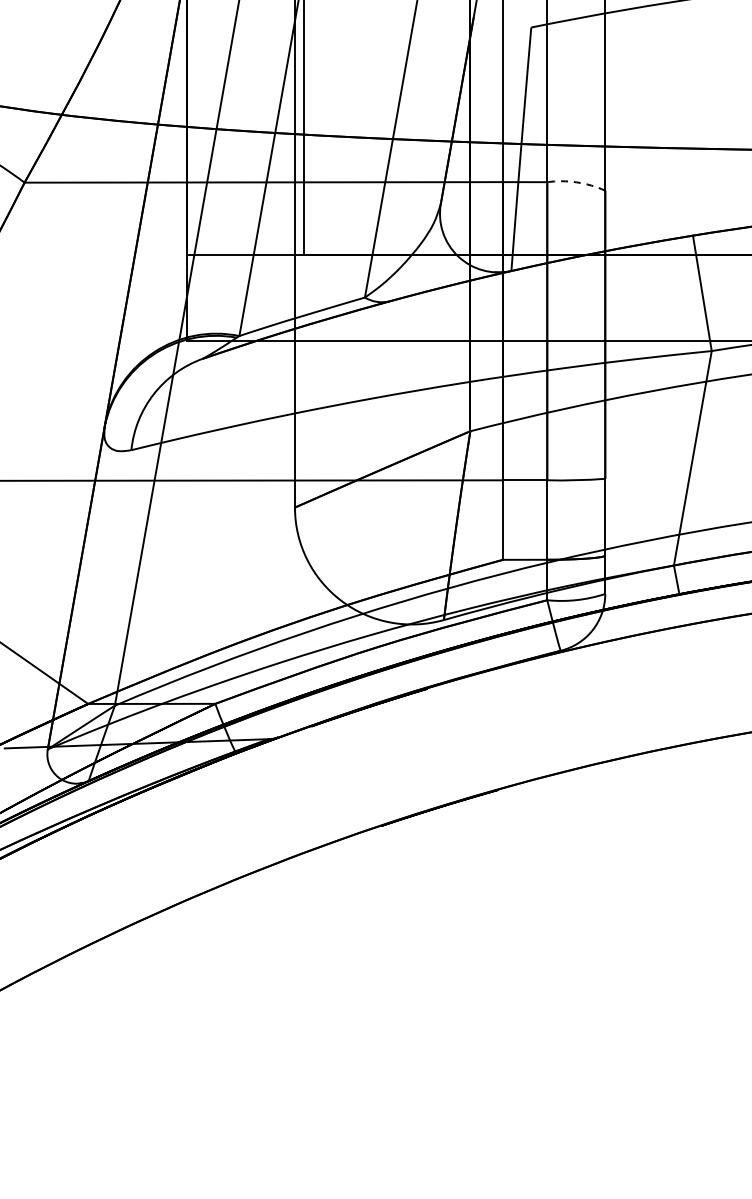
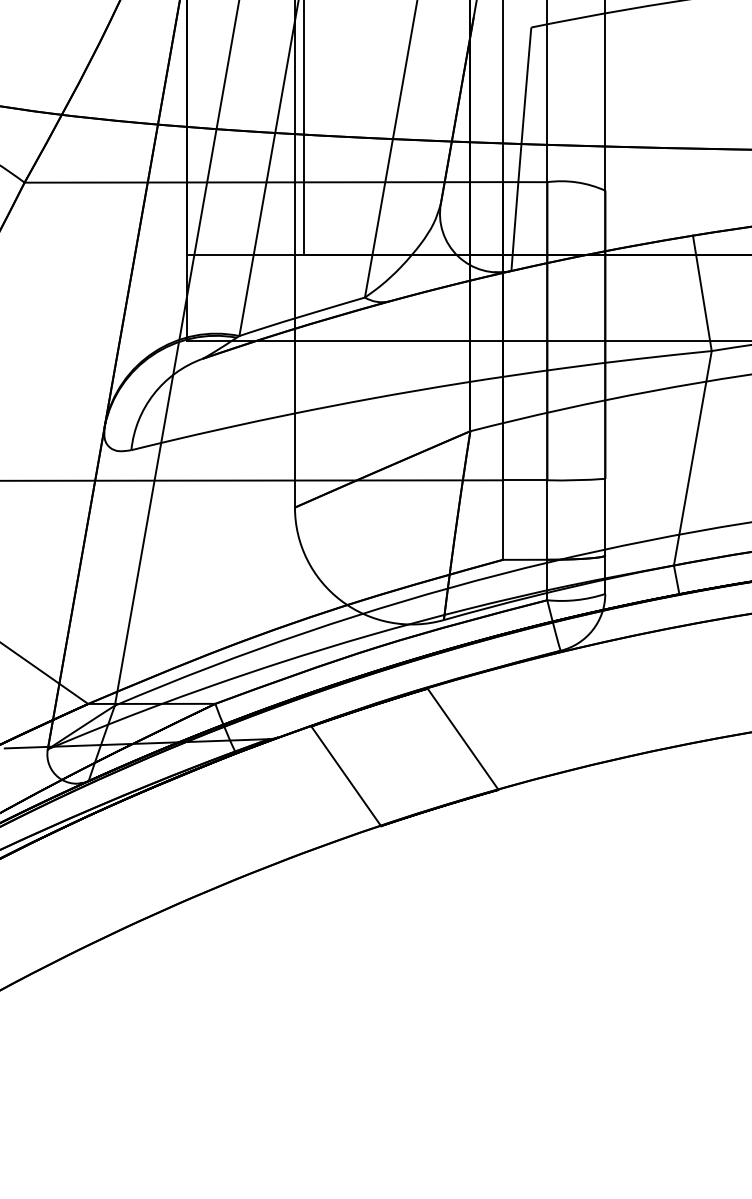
arc: dashed -> solid (576, 182)
line: none -> present (462, 738)
line: none -> present (346, 776)
